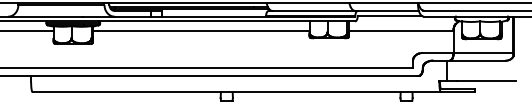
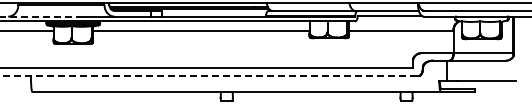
line: solid -> dashed (41, 16)
line: solid -> dashed (208, 75)
